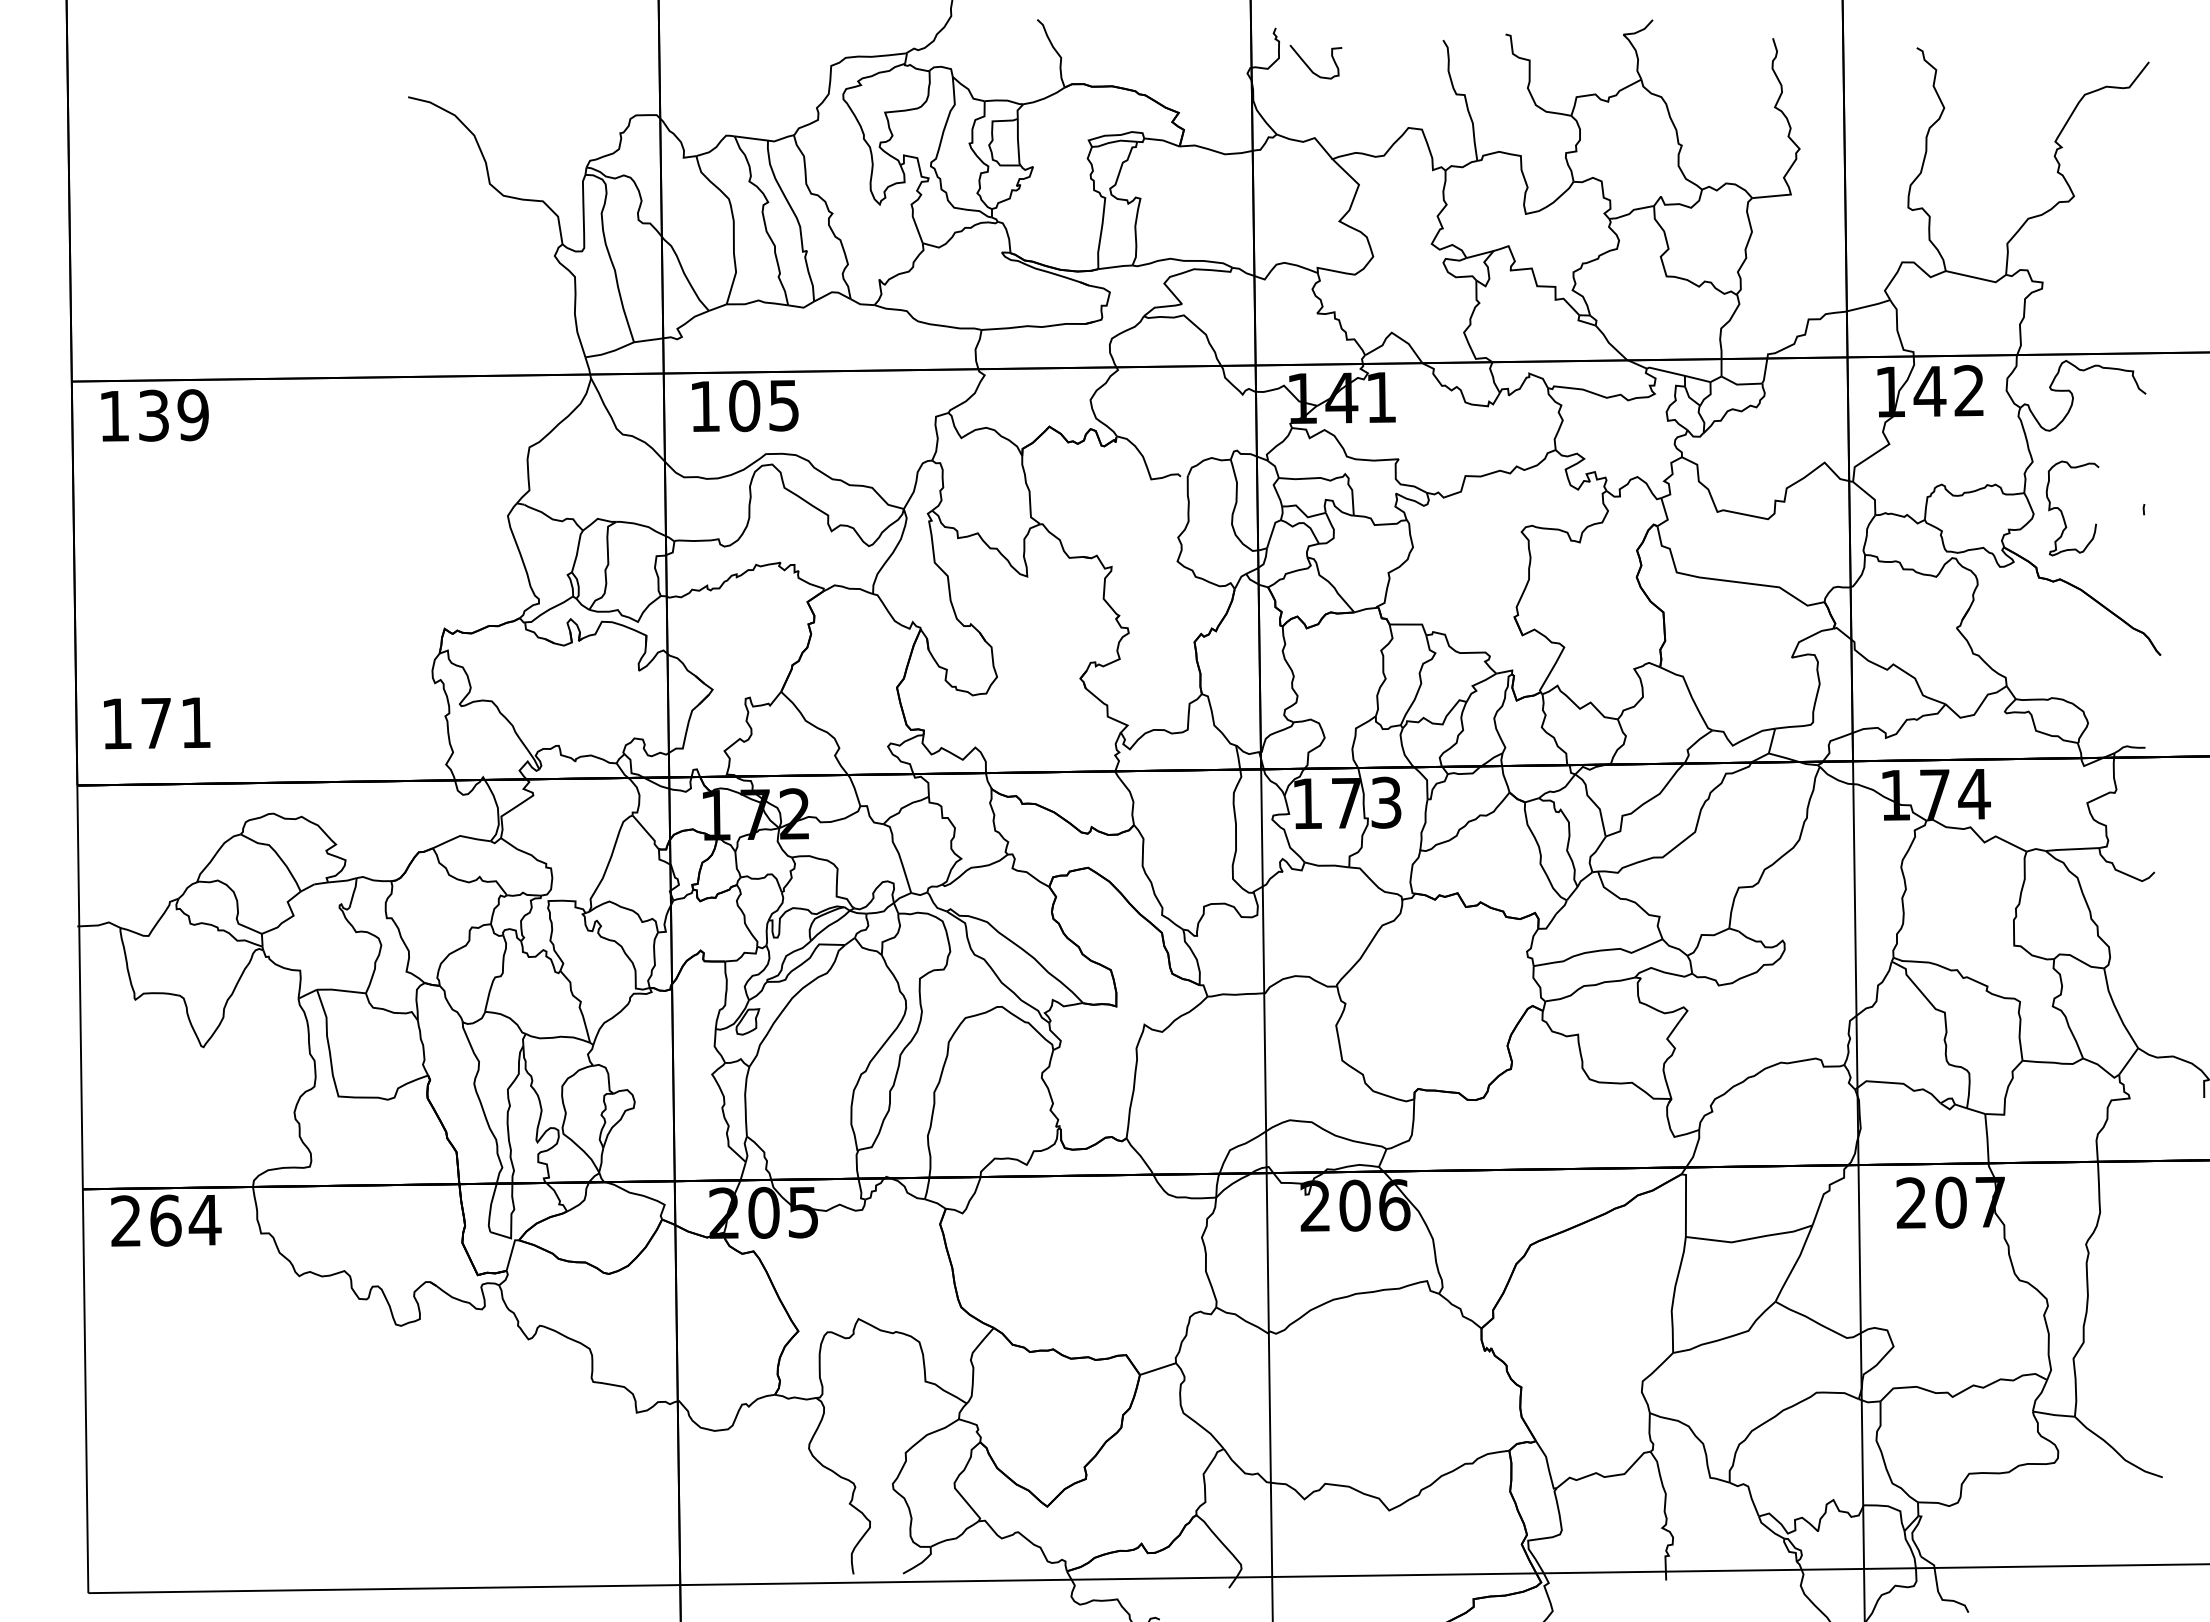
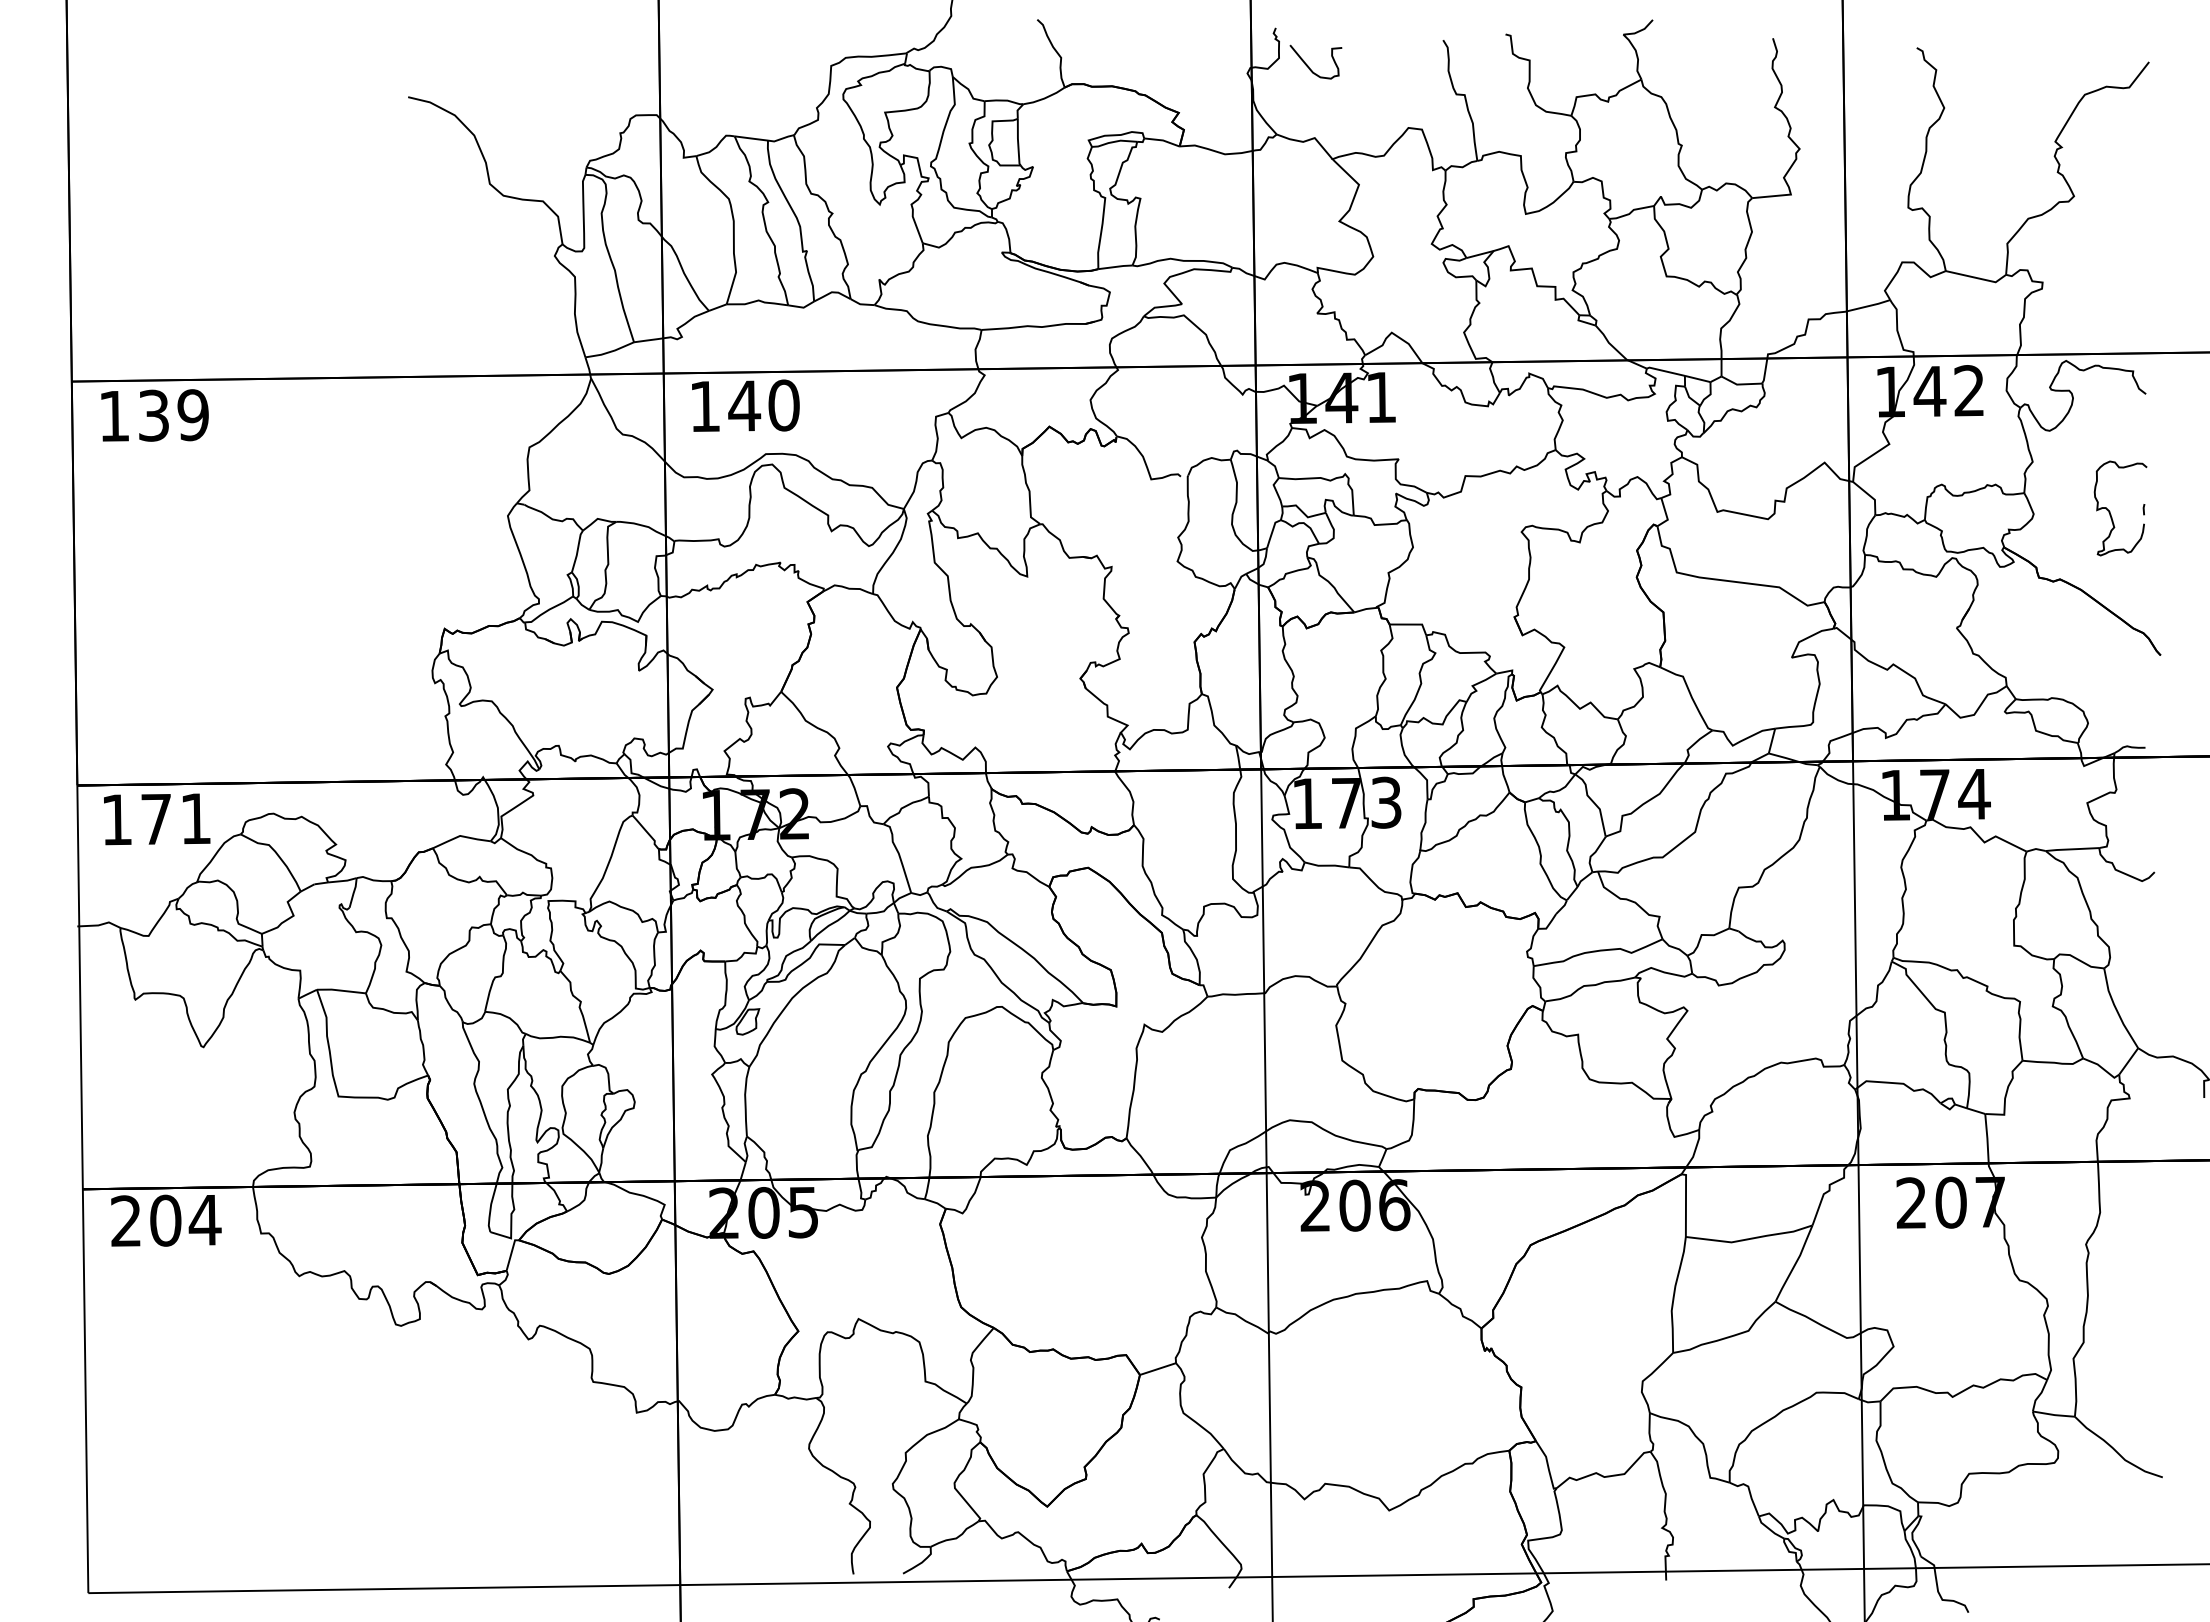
text: 105 -> 140 (763, 405)
curve position: (2062, 511) -> (2110, 511) (2110, 511)
text position: (157, 723) -> (157, 819) (157, 819)
text: 264 -> 204 (165, 1220)
